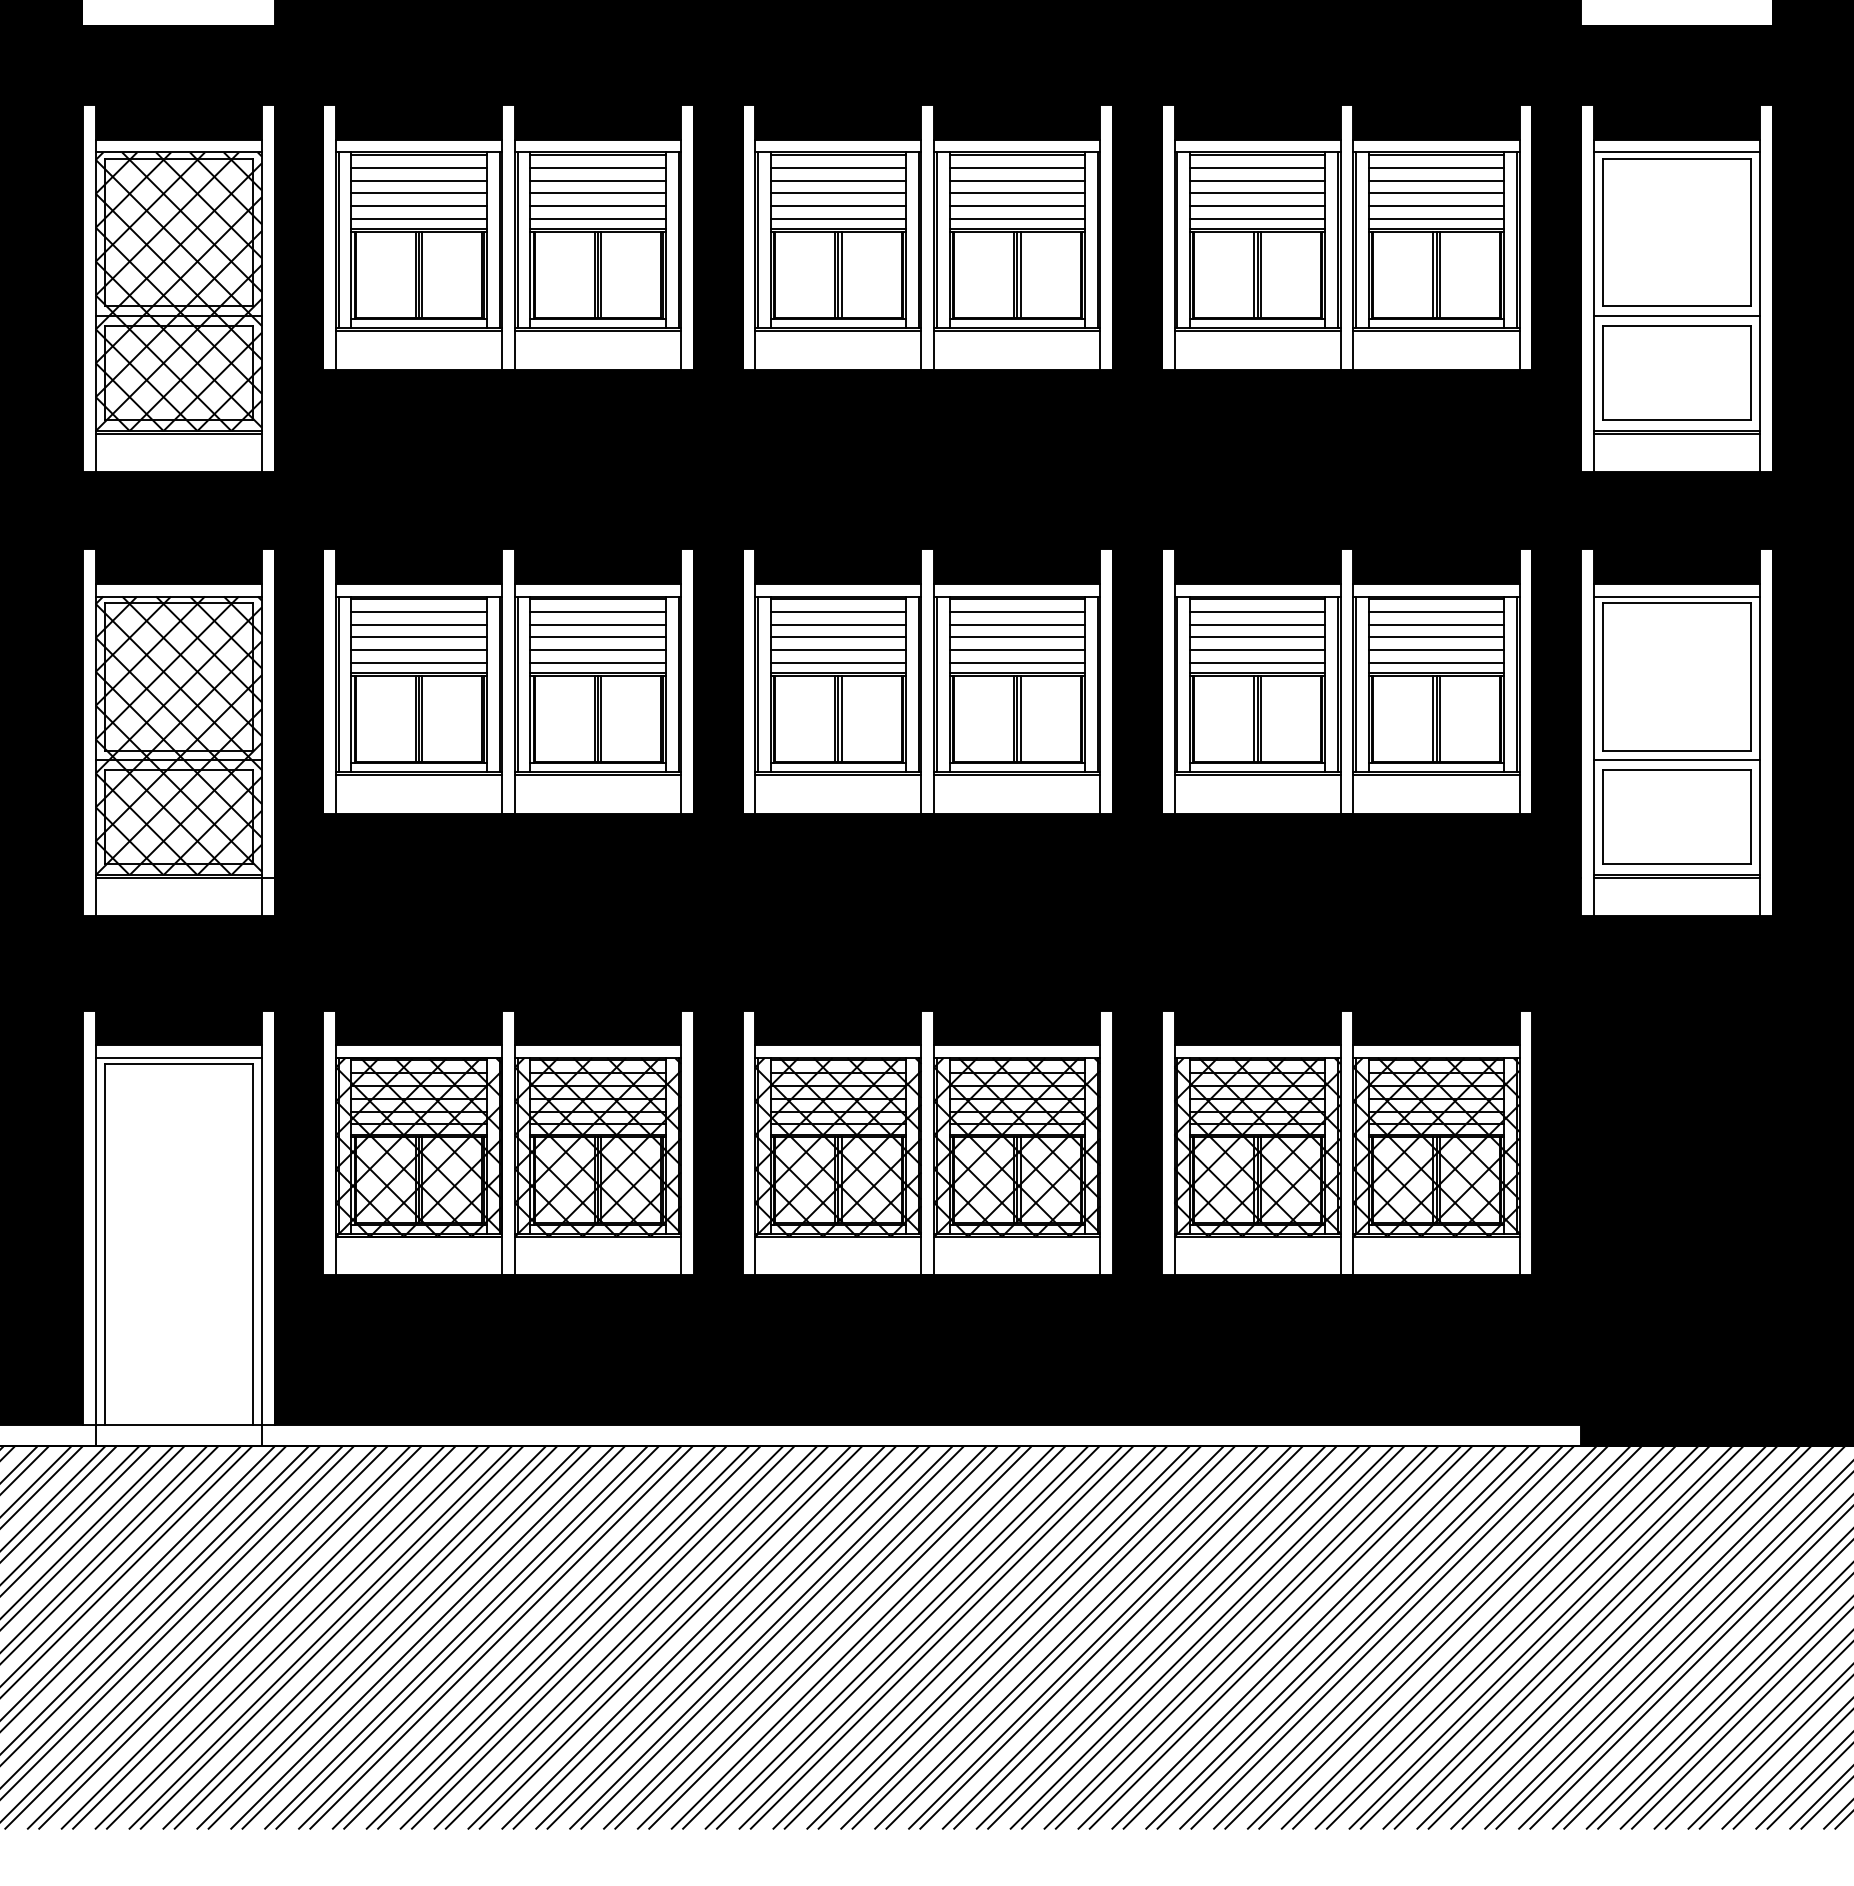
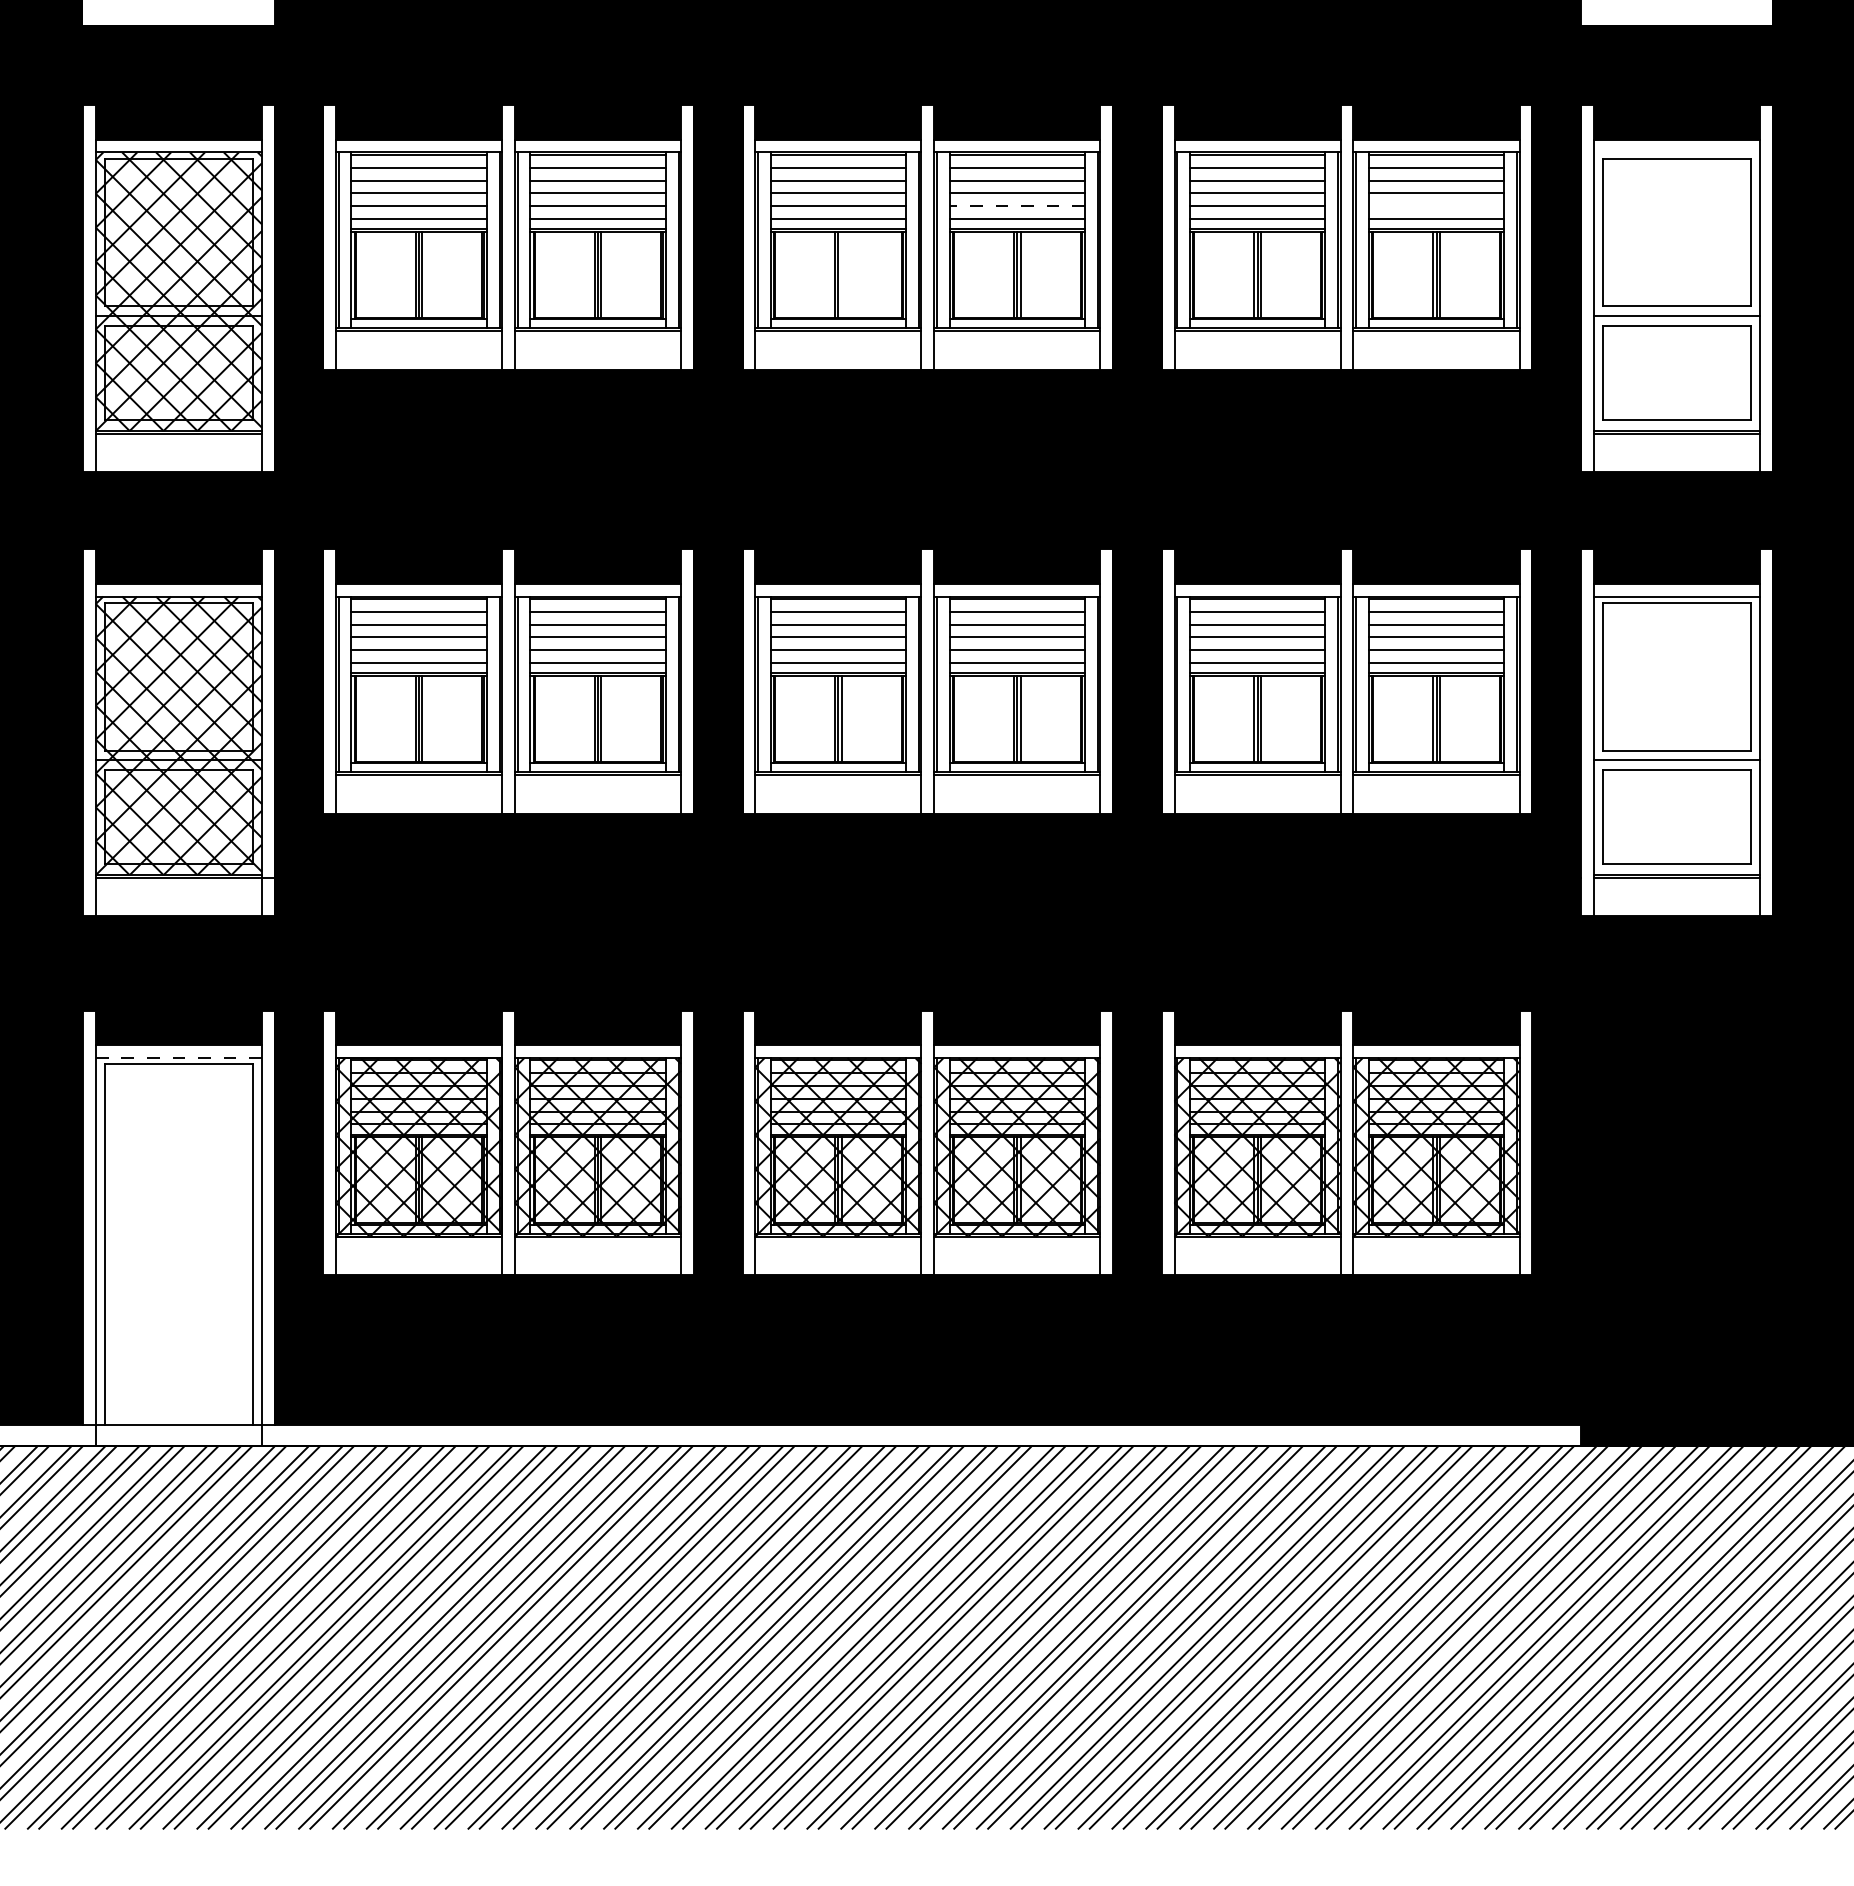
line: present -> none (1676, 152)
line: solid -> dashed (1017, 206)
line: present -> none (1436, 206)
line: present -> none (841, 274)
line: solid -> dashed (178, 1057)
